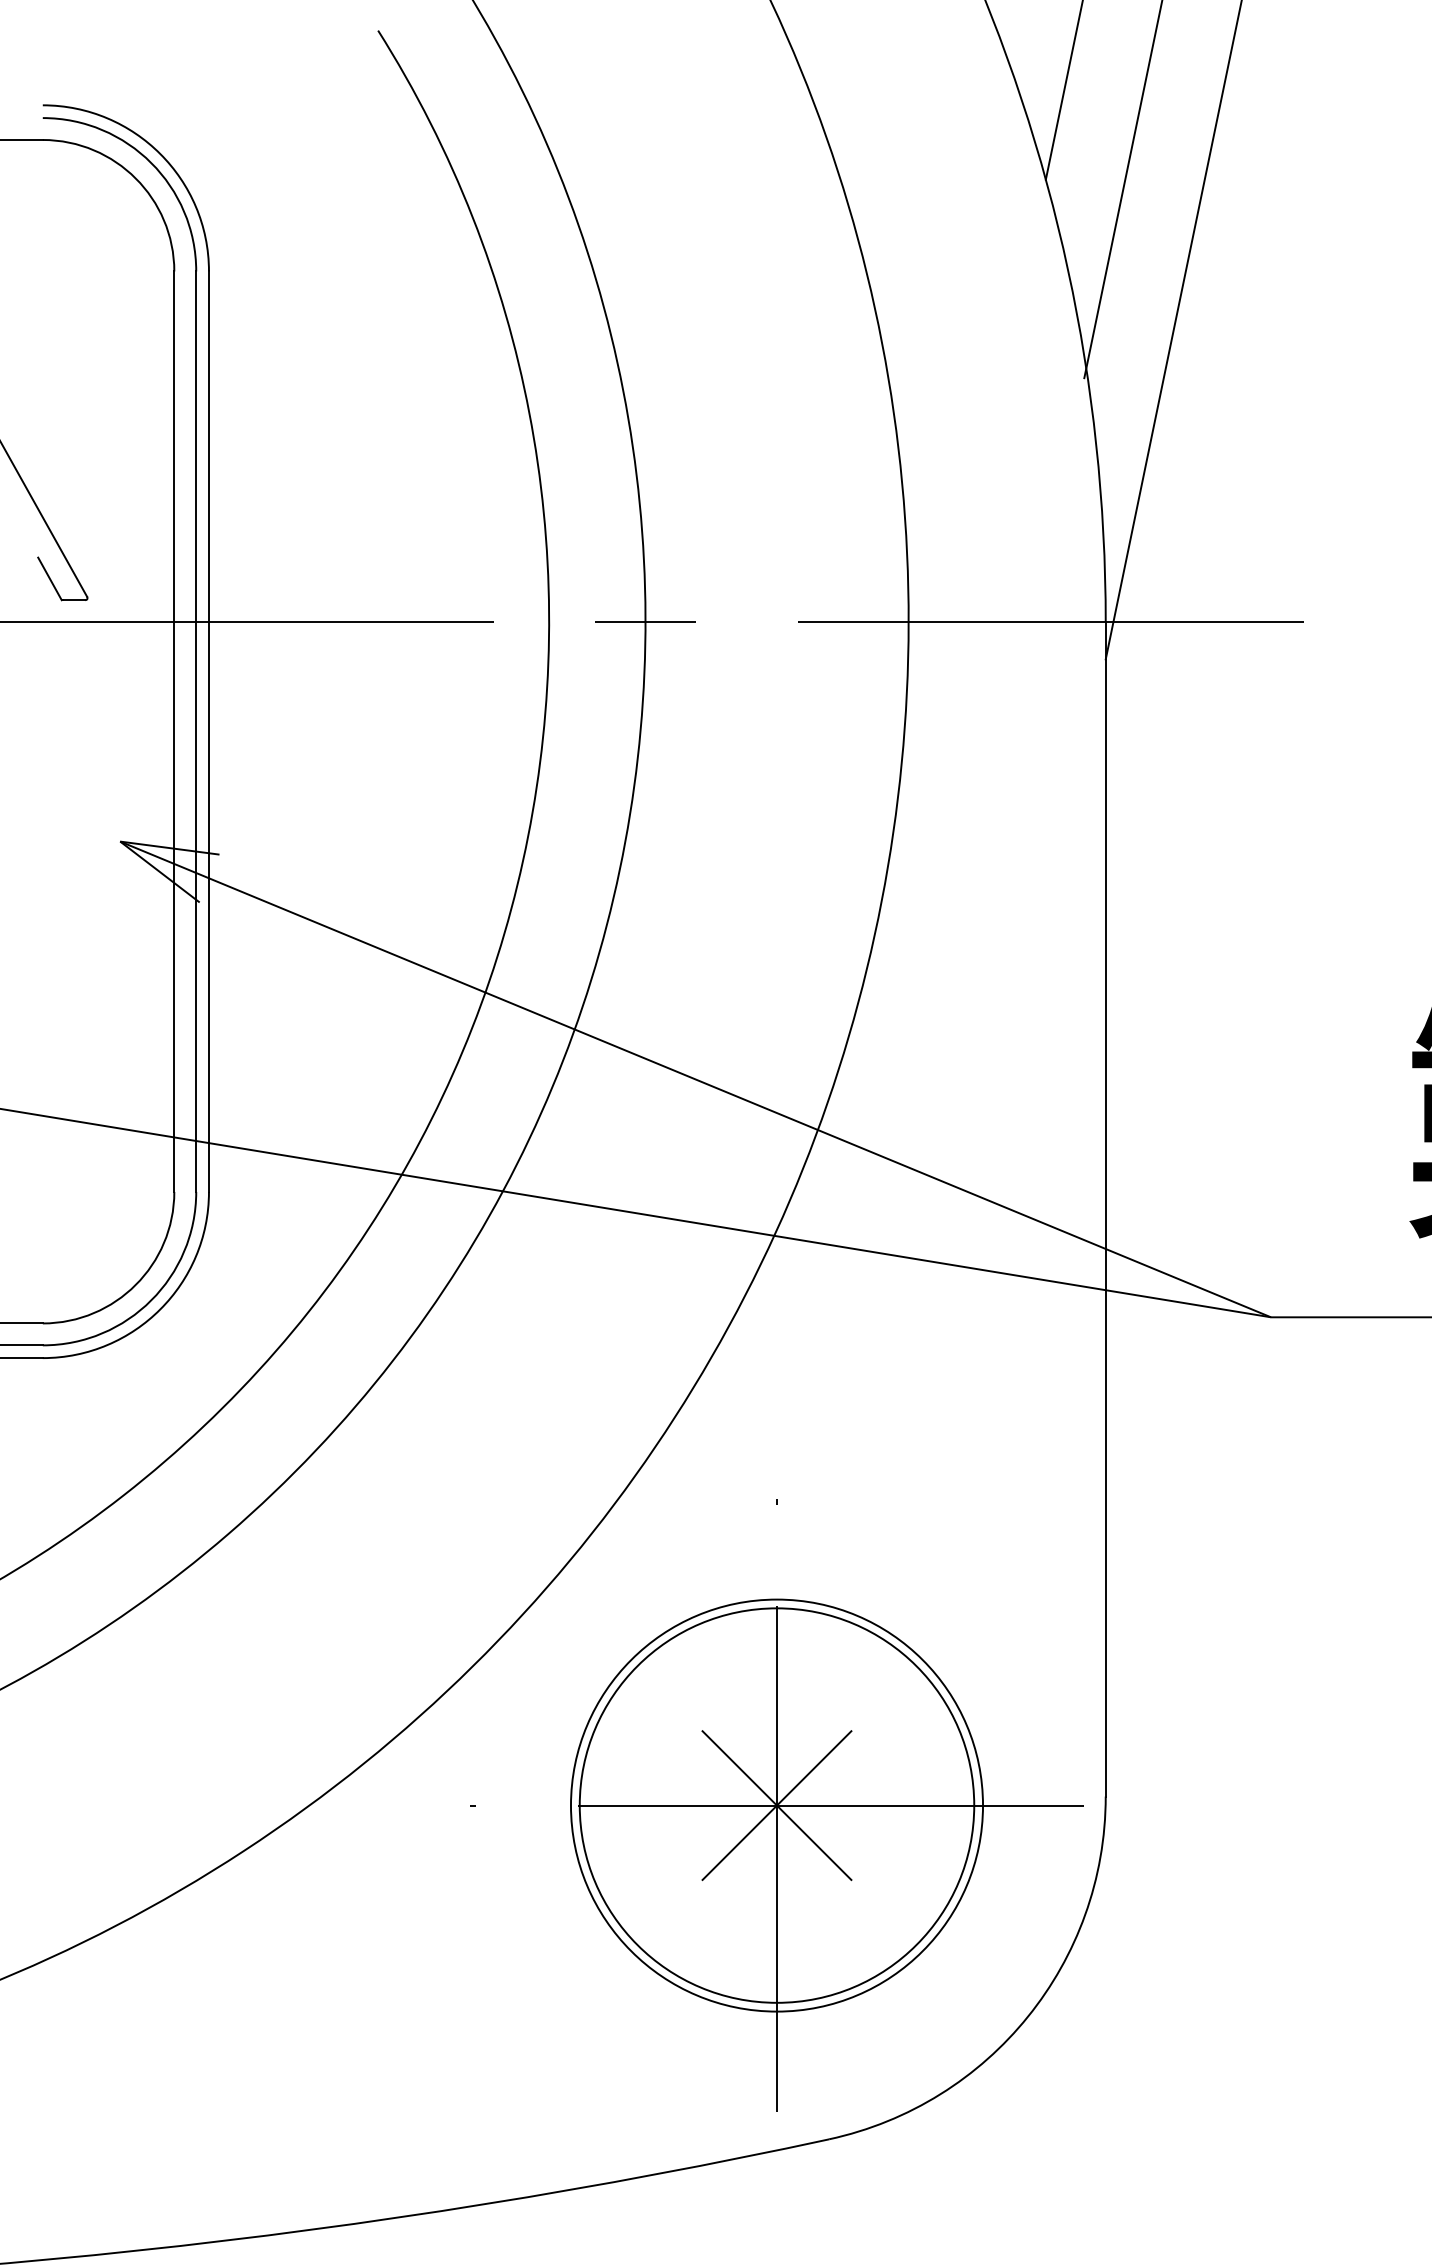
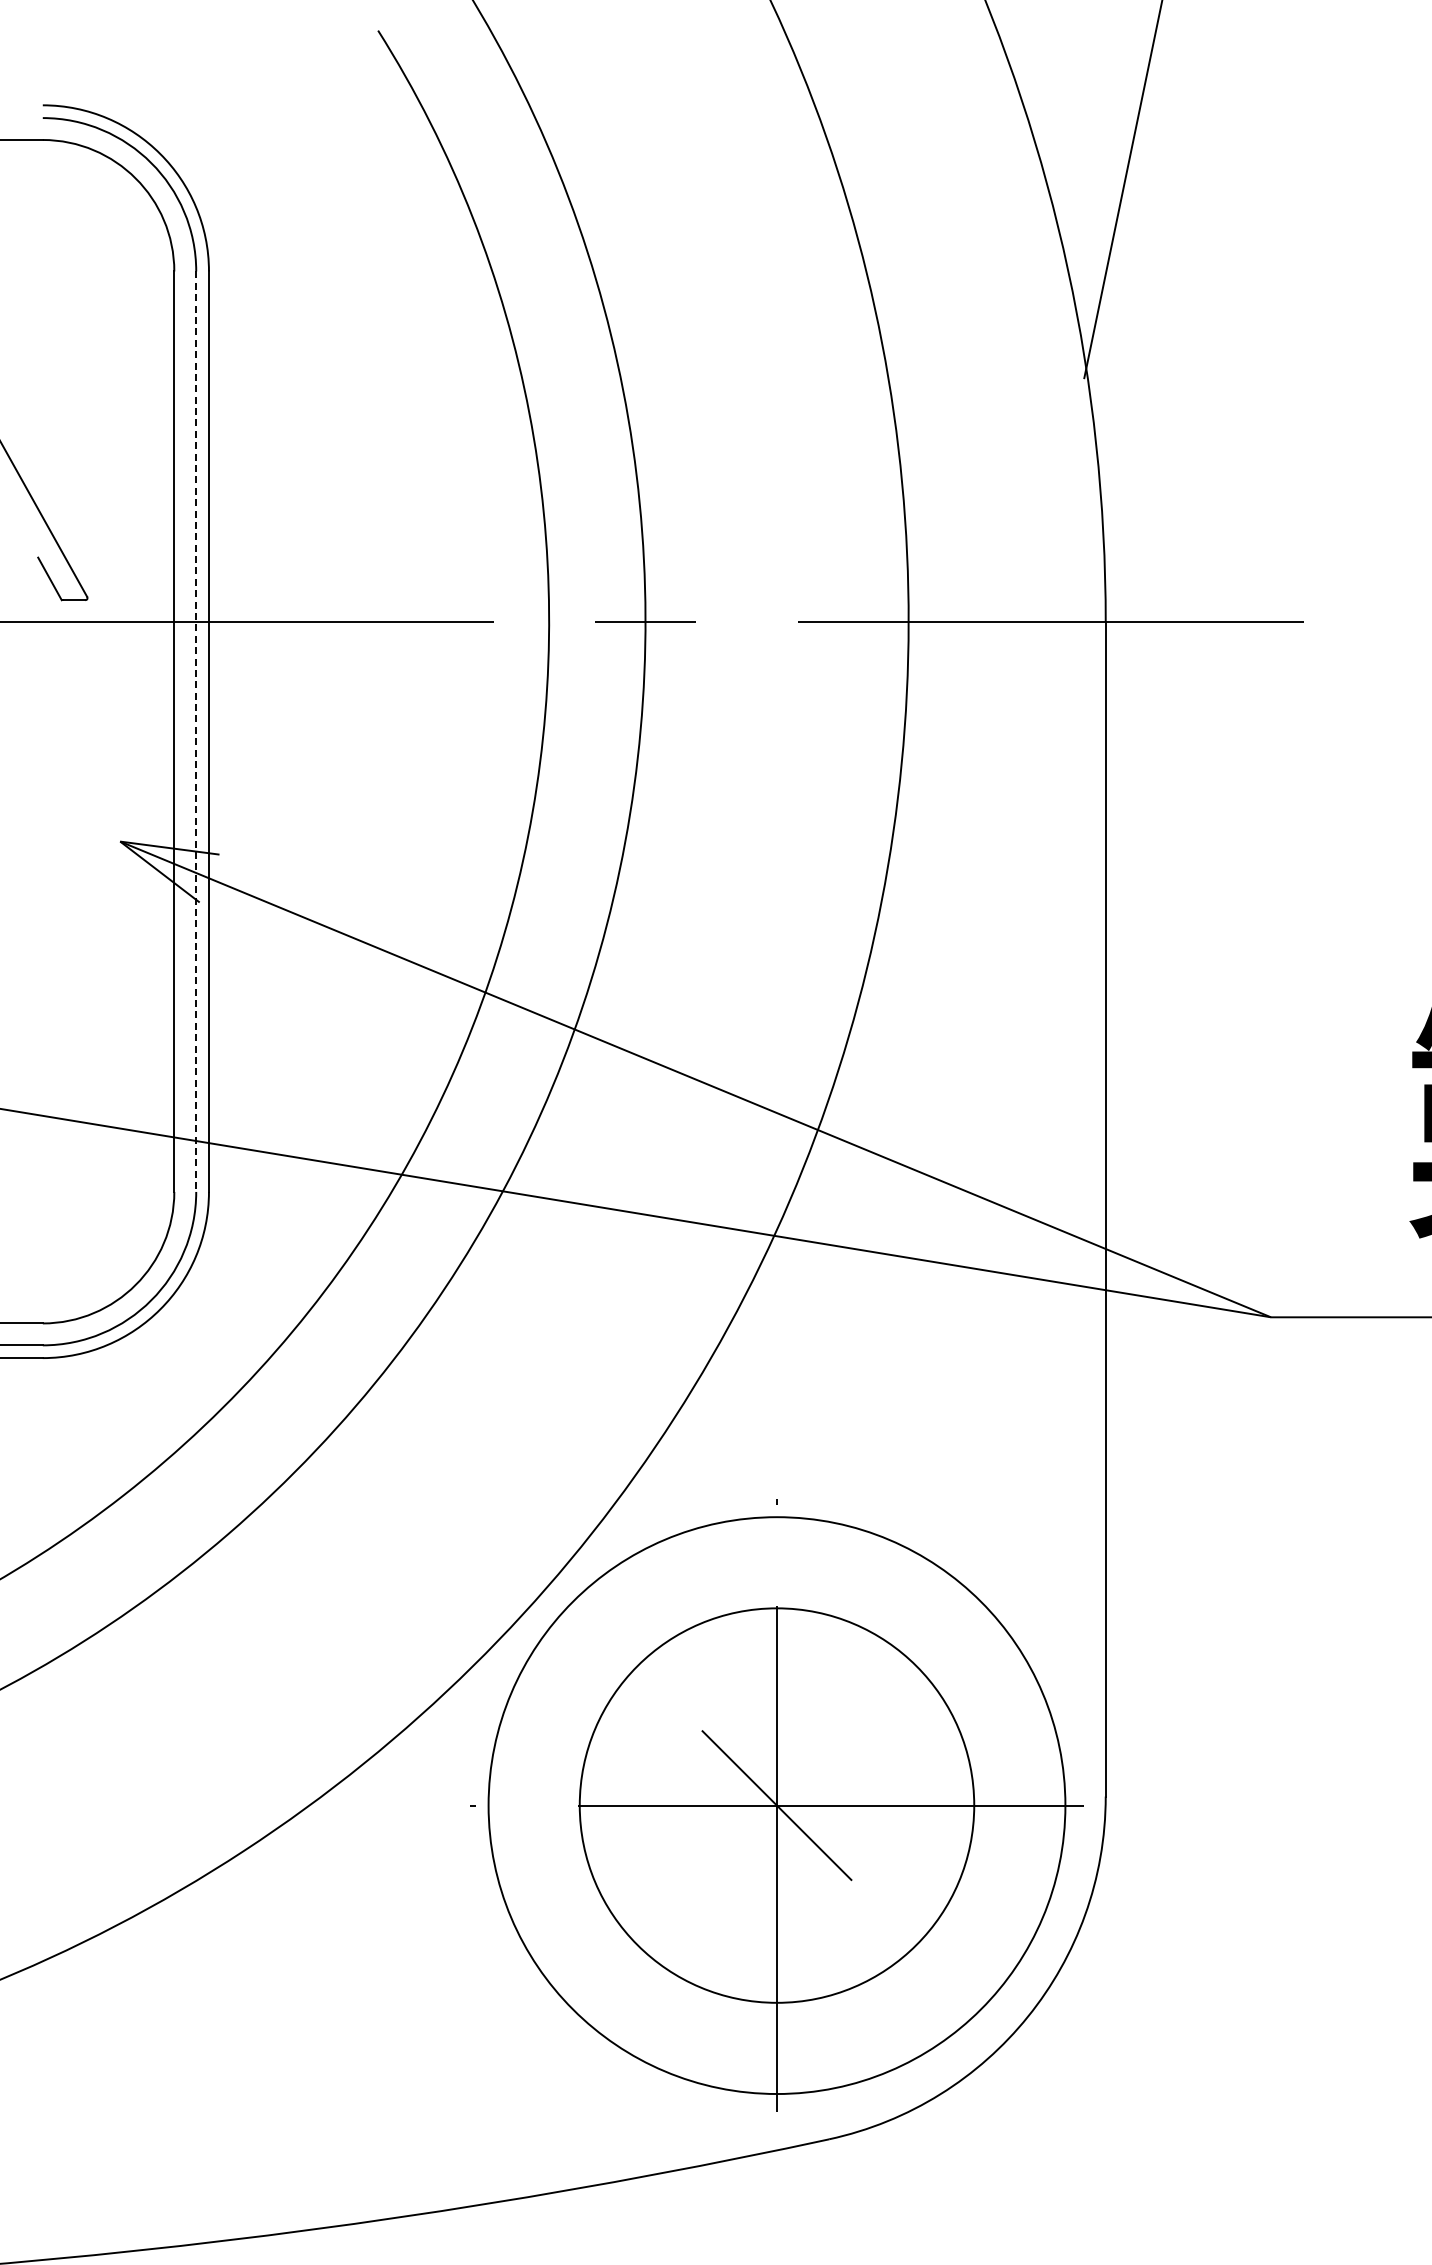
line: present -> none (1063, 90)
line: present -> none (1173, 330)
line: solid -> dashed (196, 732)
circle diameter: 412 px -> 577 px (776, 1805)
line: present -> none (776, 1805)
